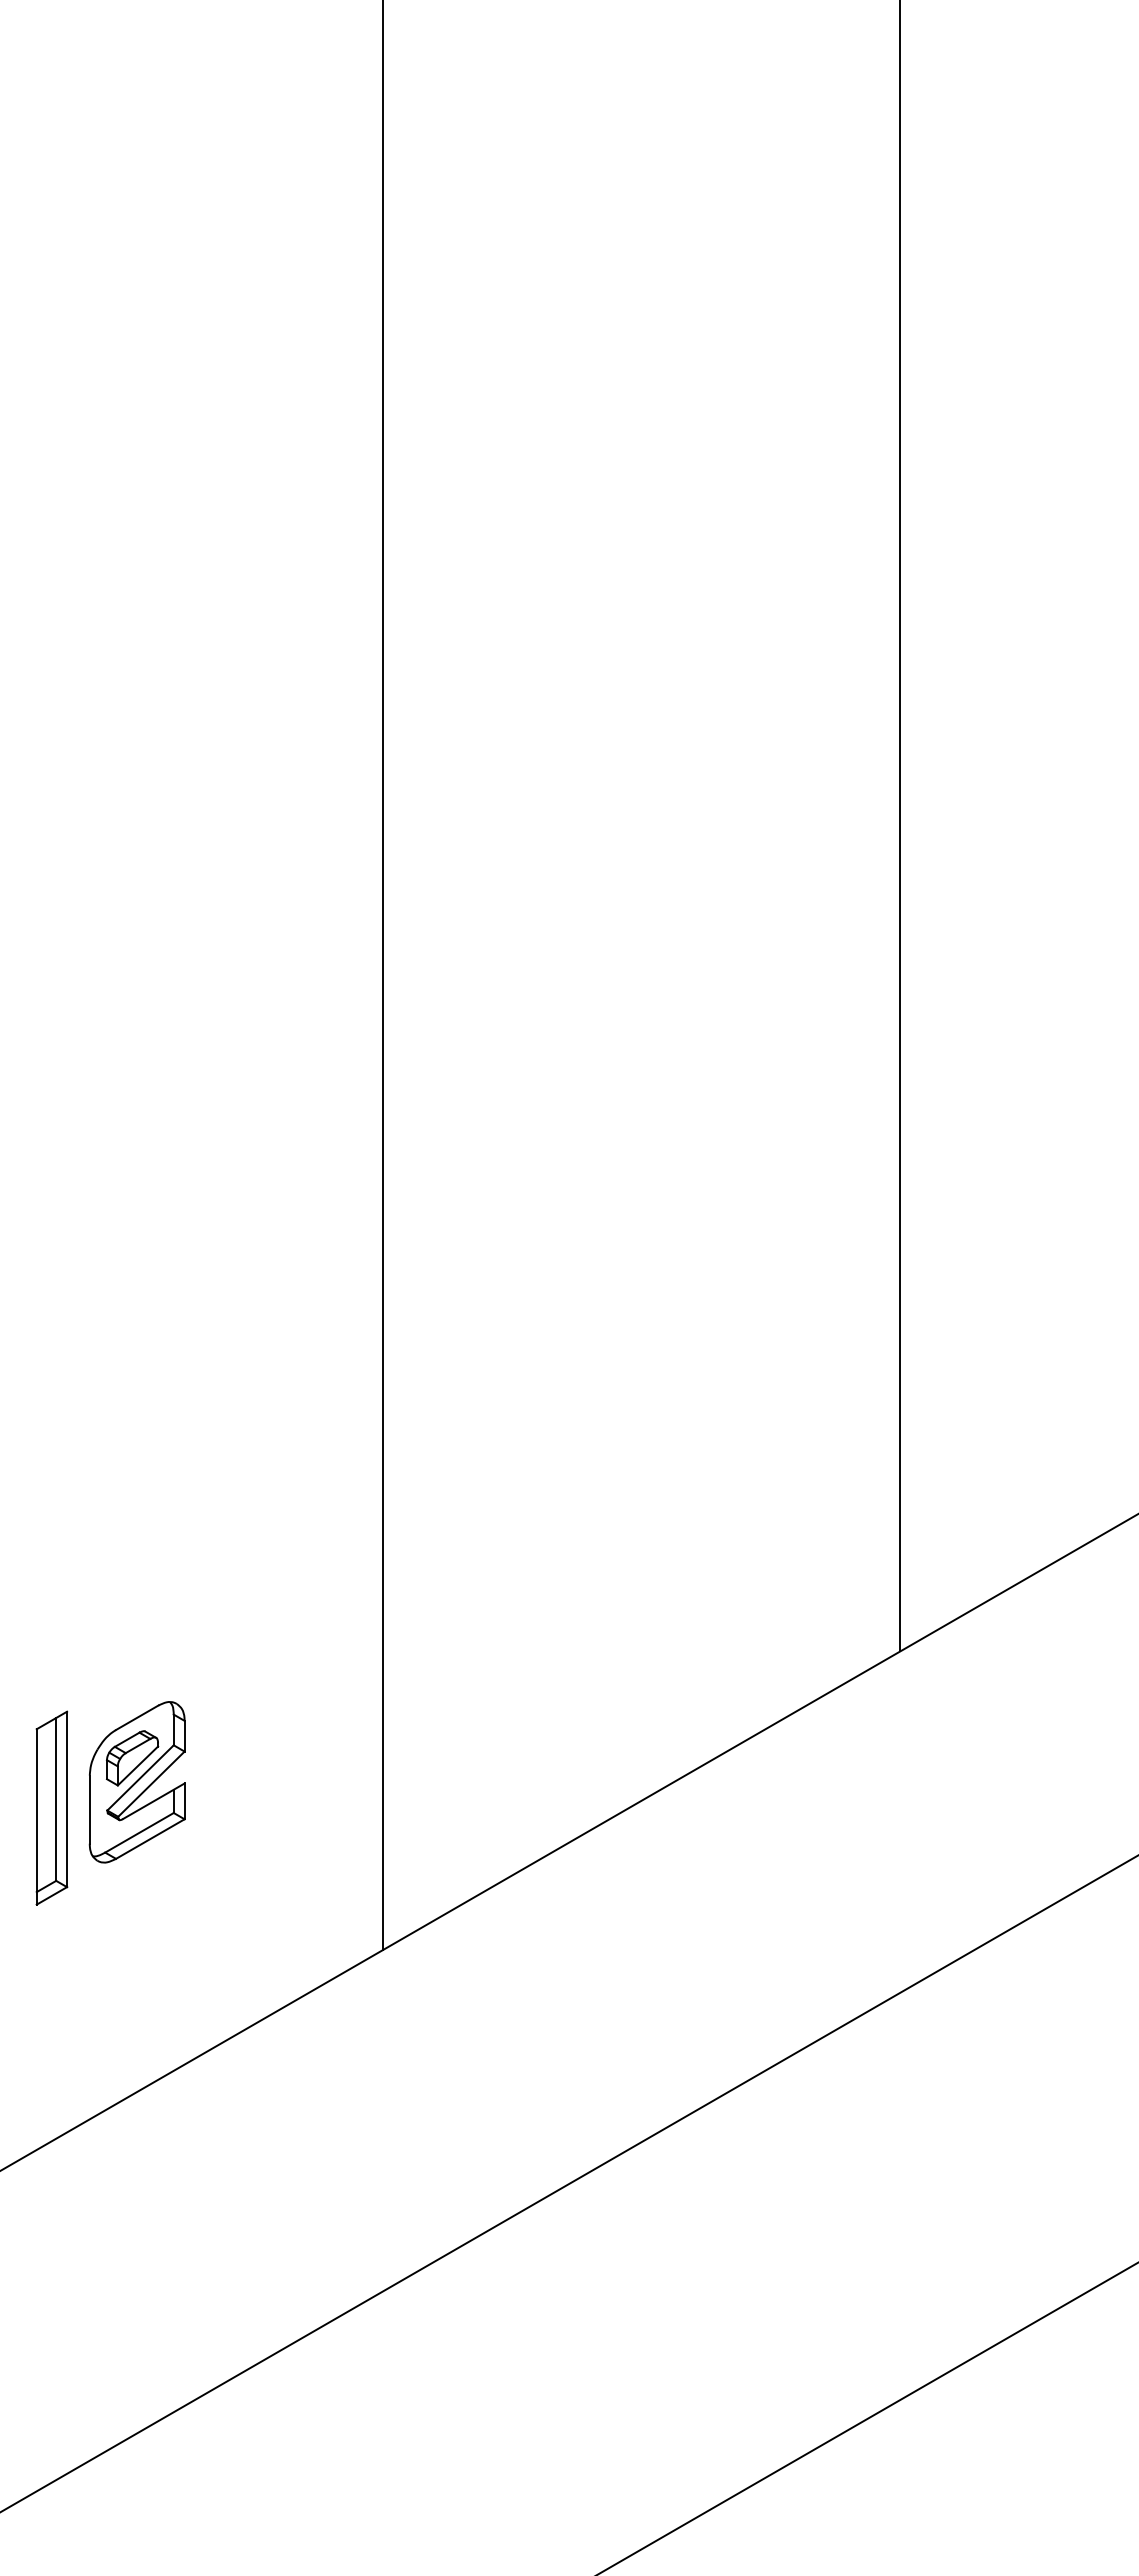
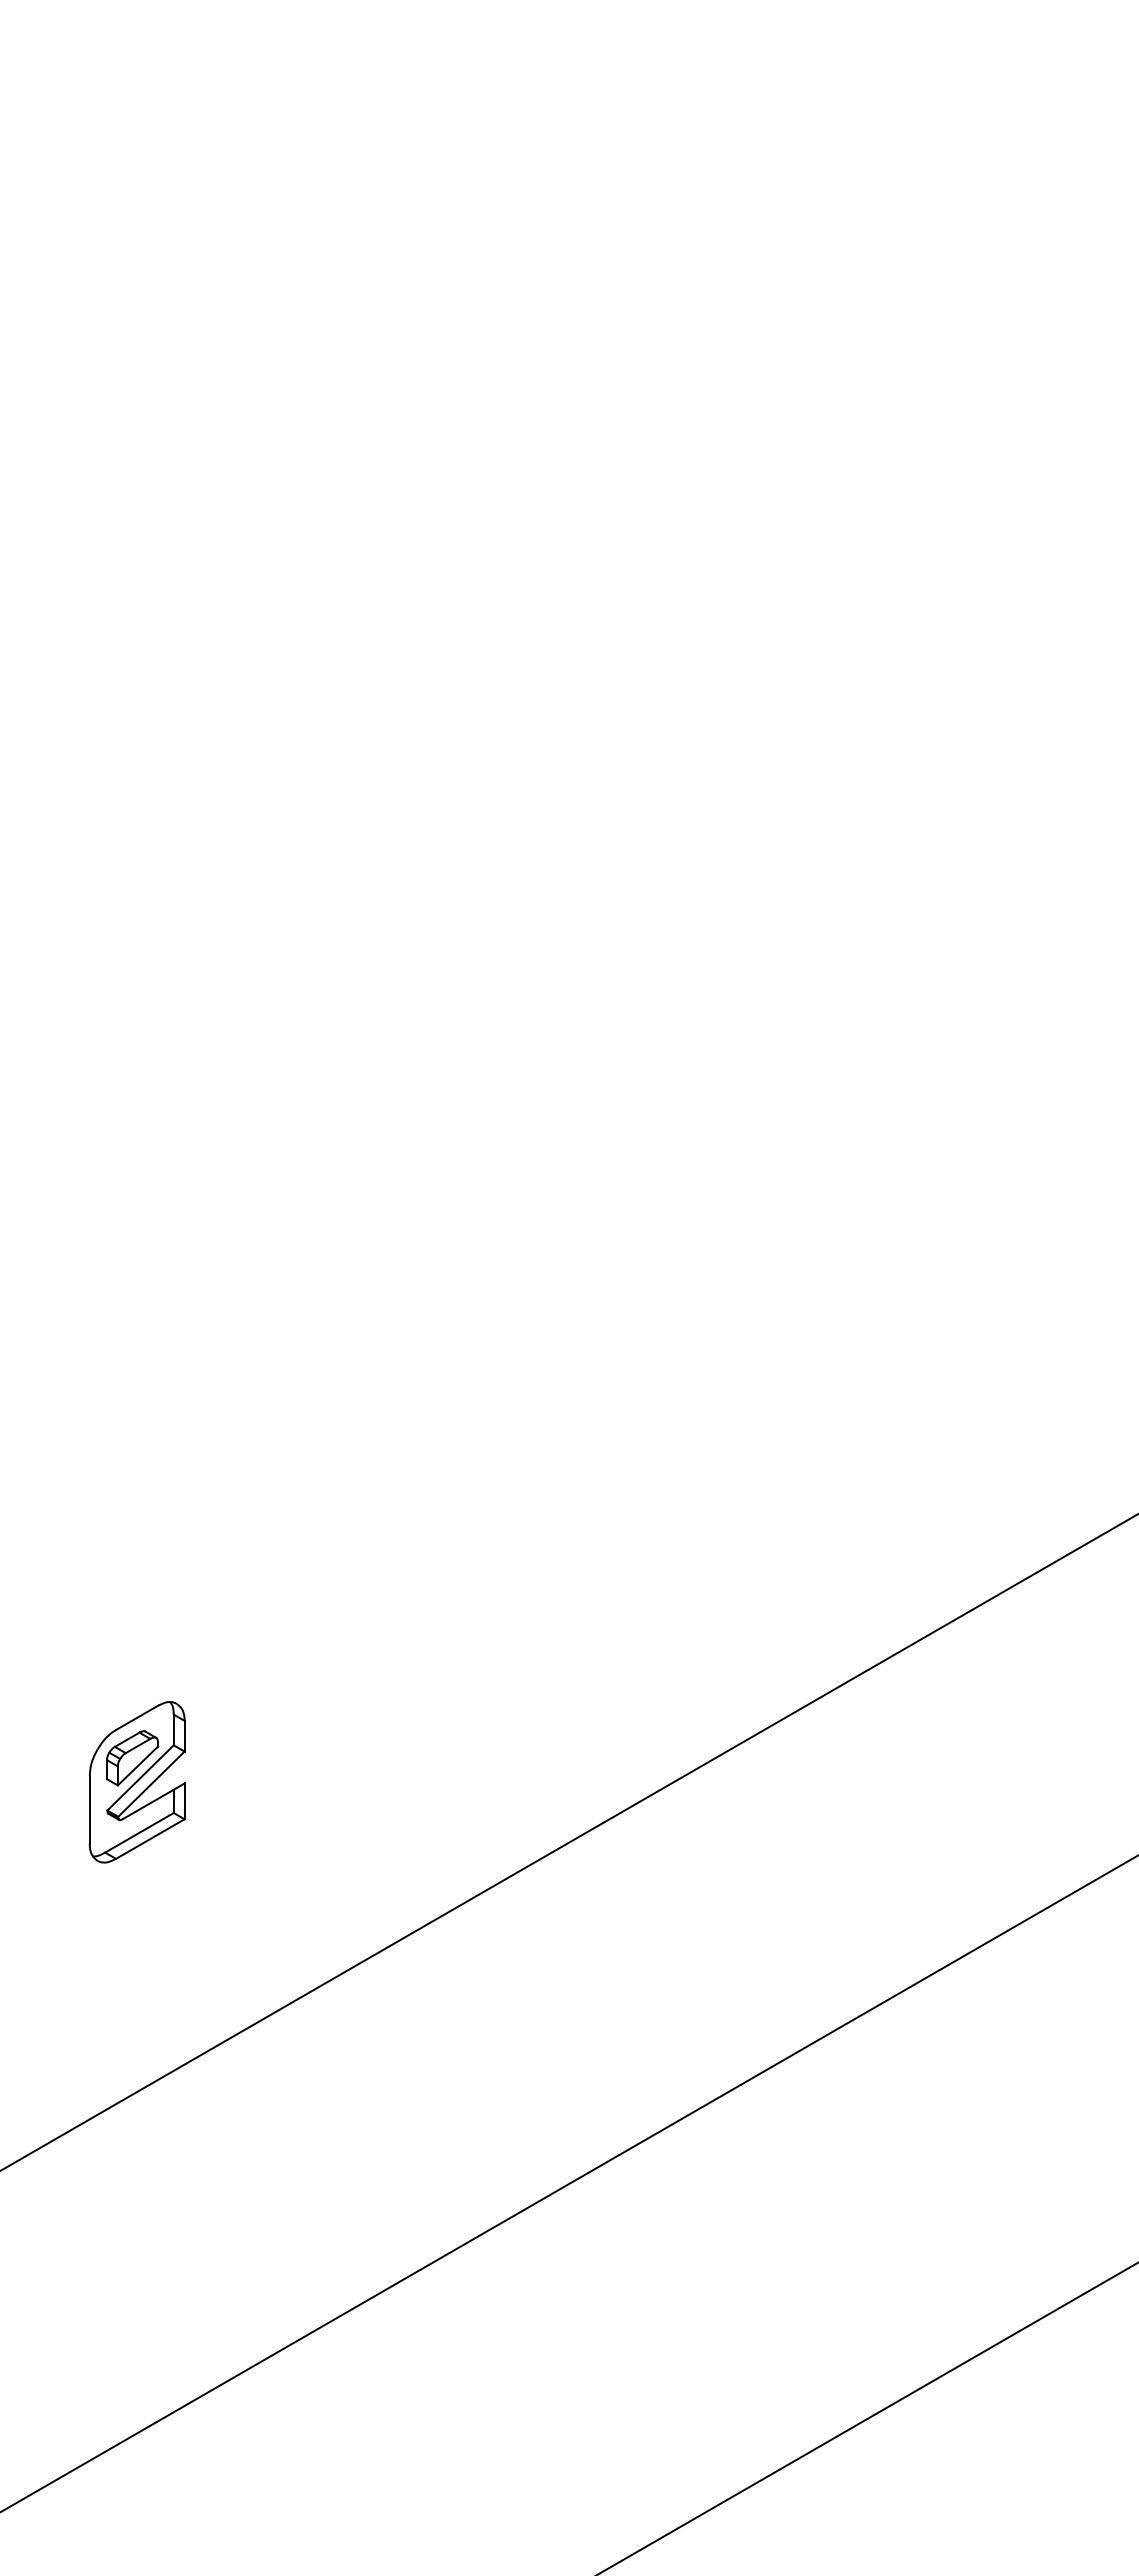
line: present -> none (900, 826)
line: present -> none (383, 975)
part: present -> none (51, 1807)
